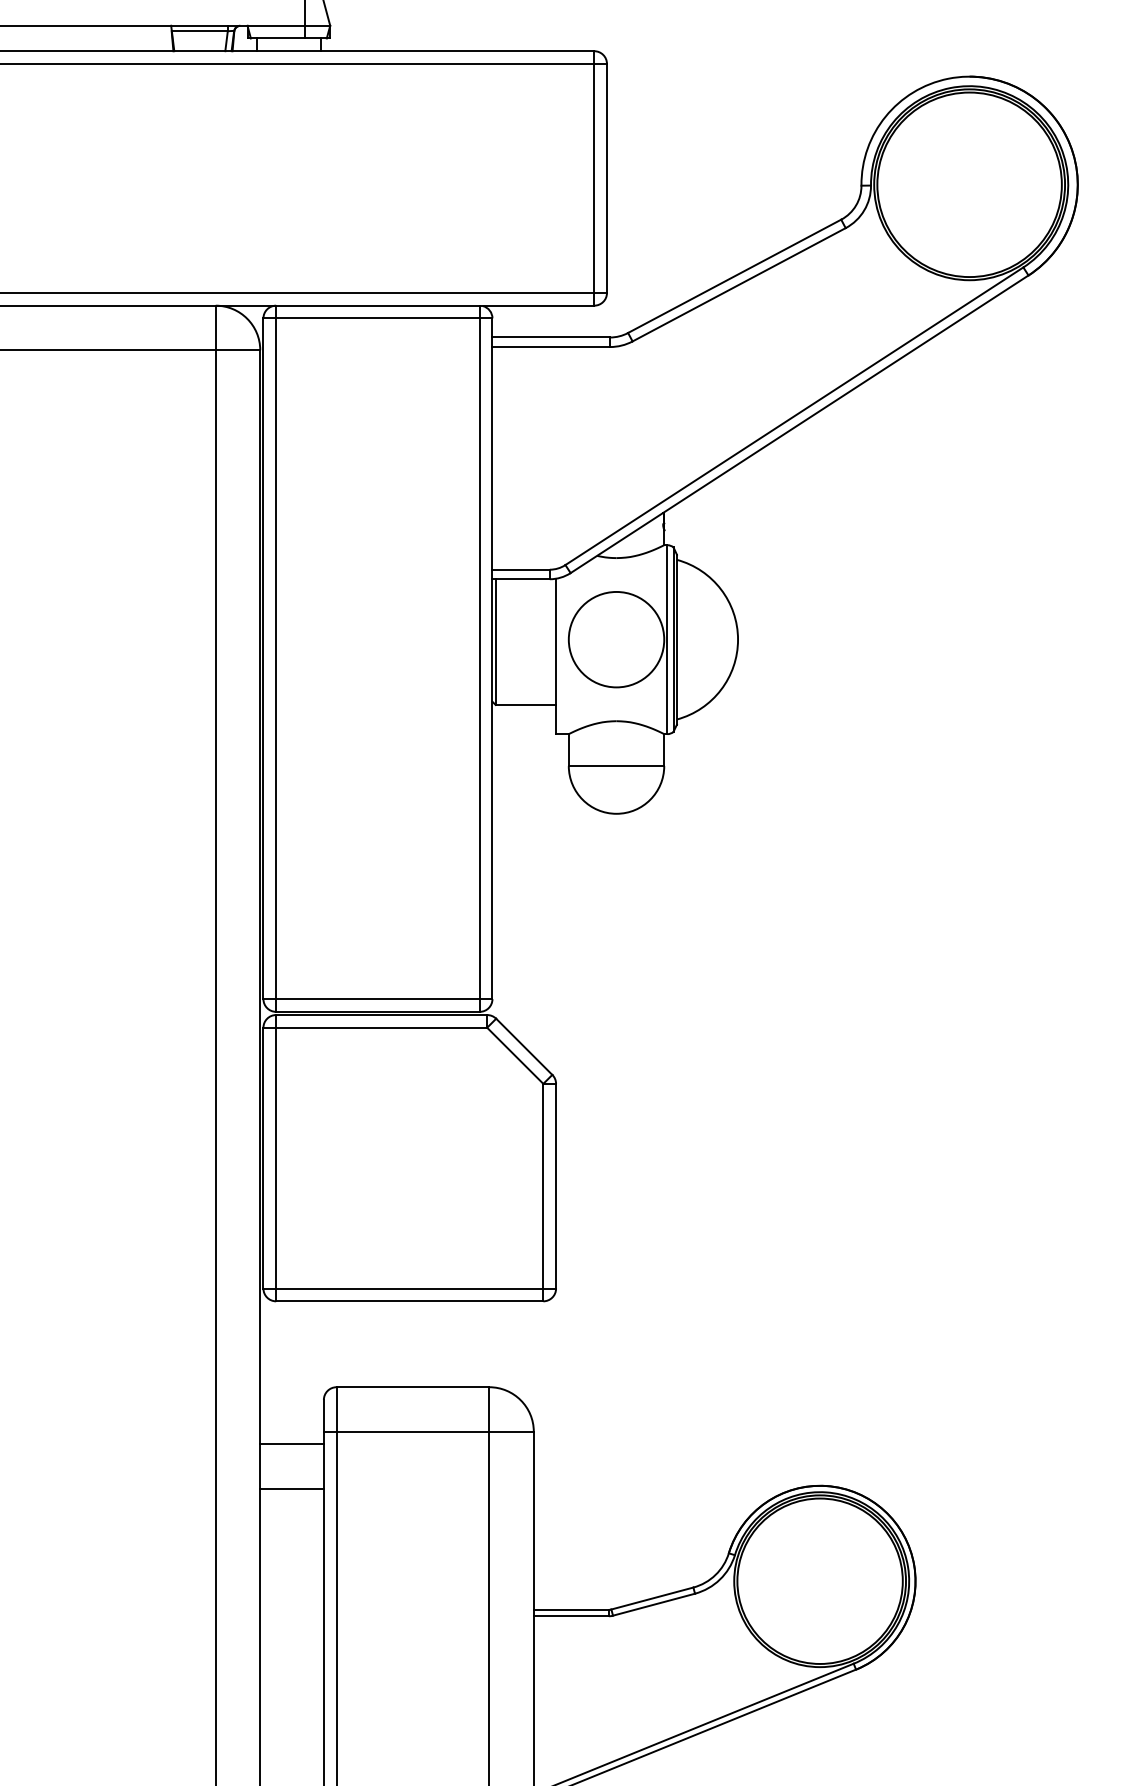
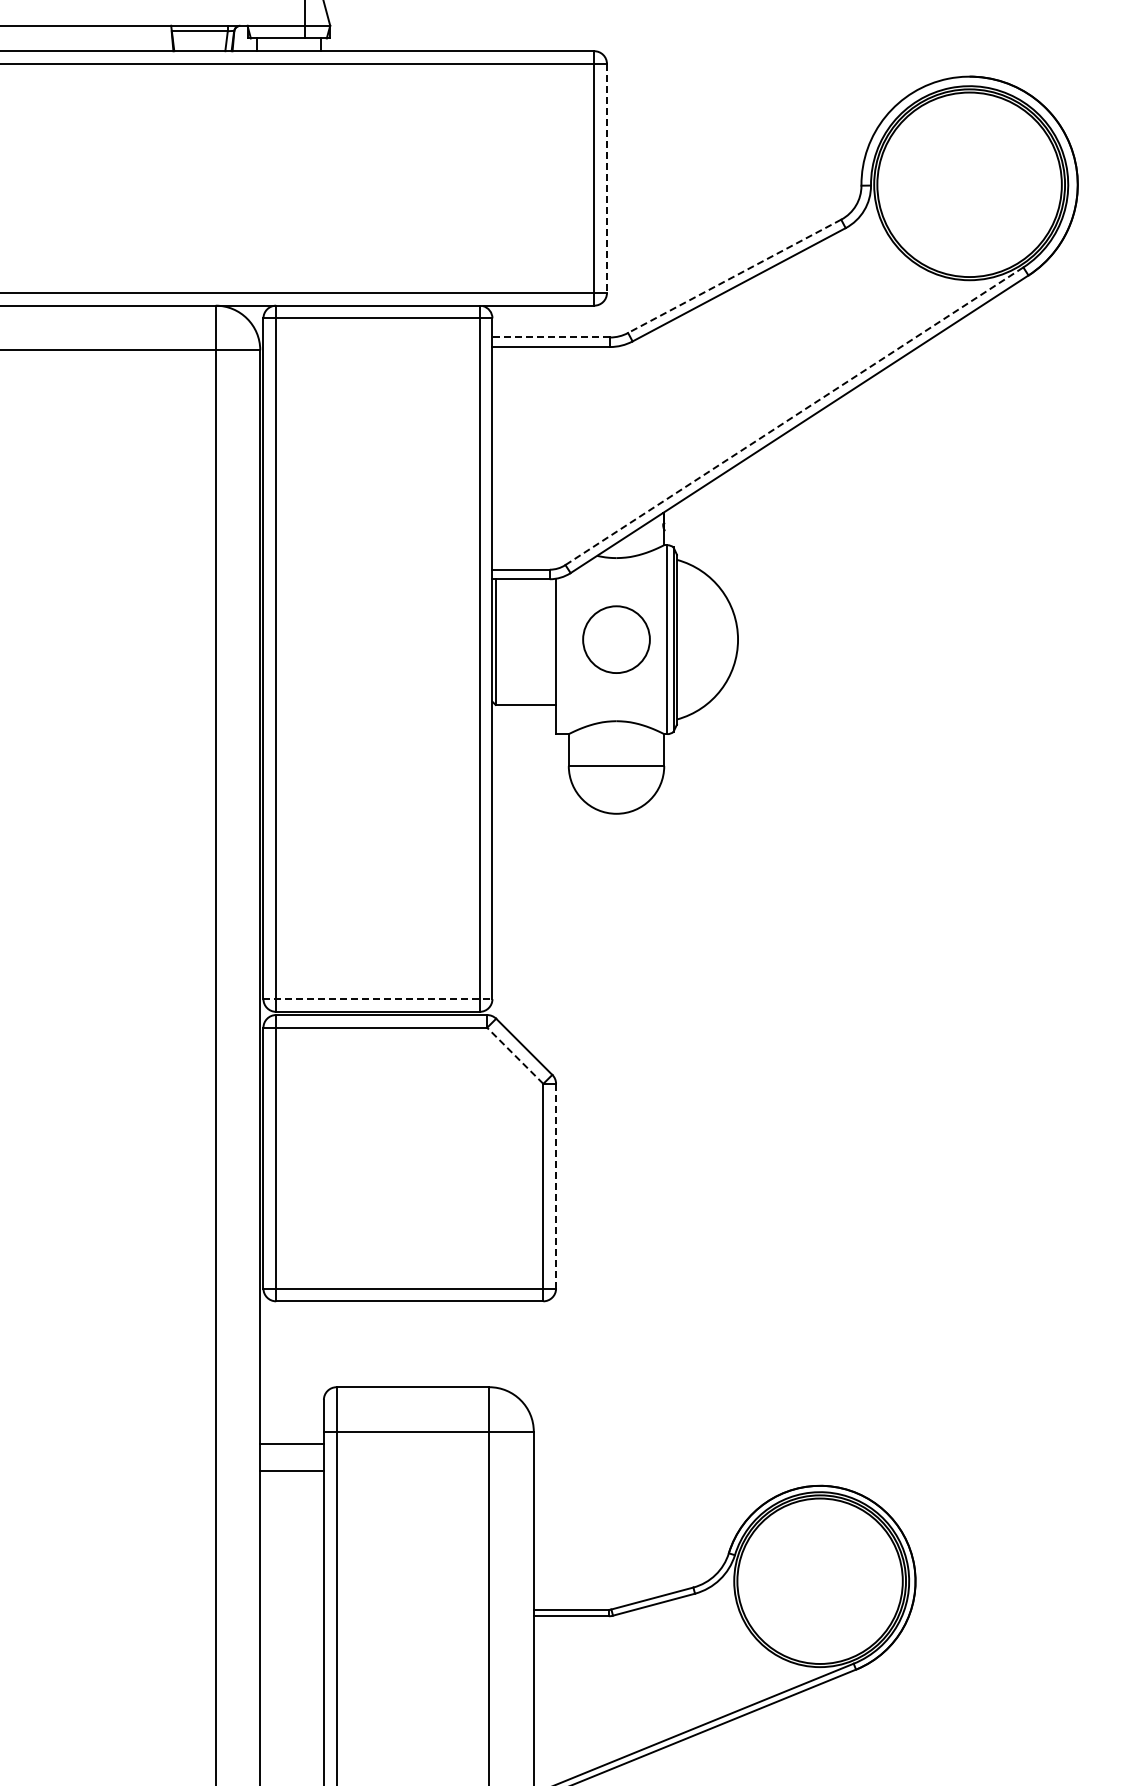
line: solid -> dashed (606, 178)
line: solid -> dashed (734, 276)
line: solid -> dashed (551, 337)
line: solid -> dashed (794, 415)
circle diameter: 95 px -> 67 px (616, 639)
line: solid -> dashed (377, 999)
line: solid -> dashed (515, 1055)
line: solid -> dashed (556, 1185)
line position: (291, 1489) -> (291, 1471) (291, 1471)
